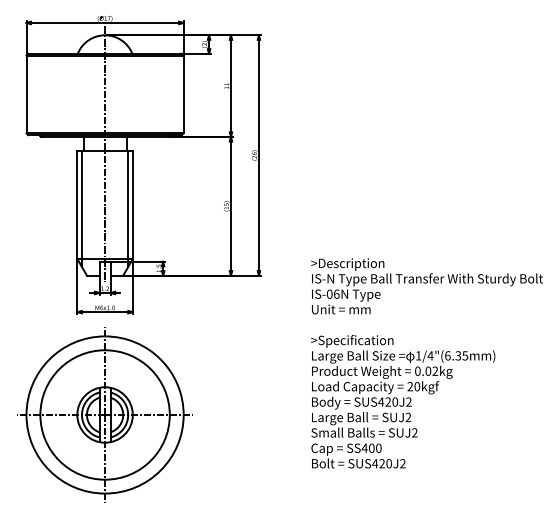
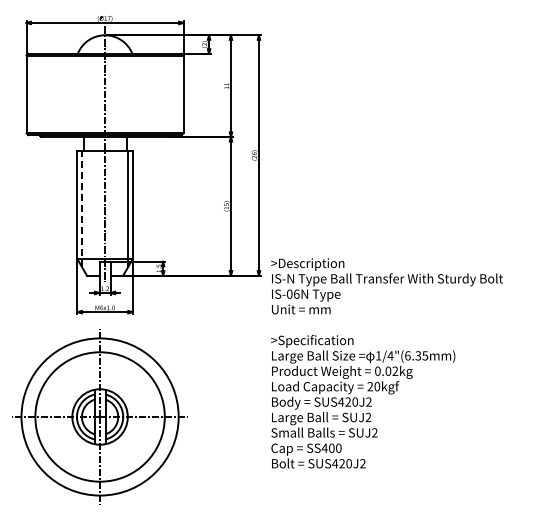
line: solid -> dashed (81, 208)
text position: (426, 363) -> (386, 363) (386, 363)
part position: (104, 414) -> (99, 416) (99, 416)
